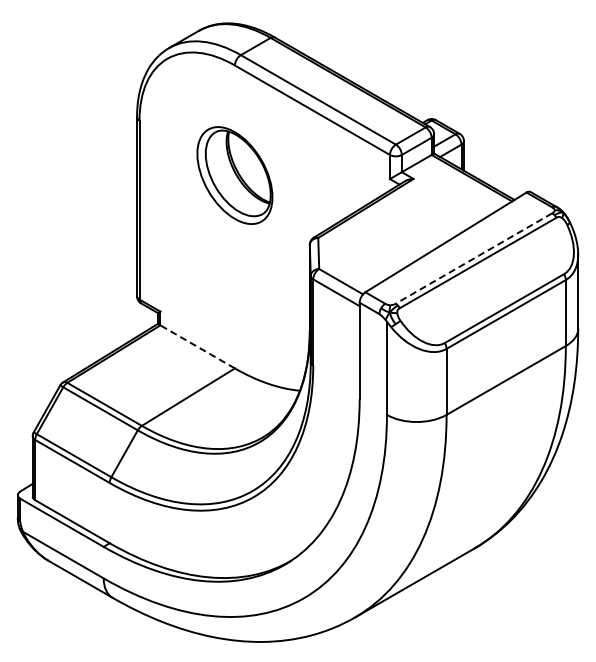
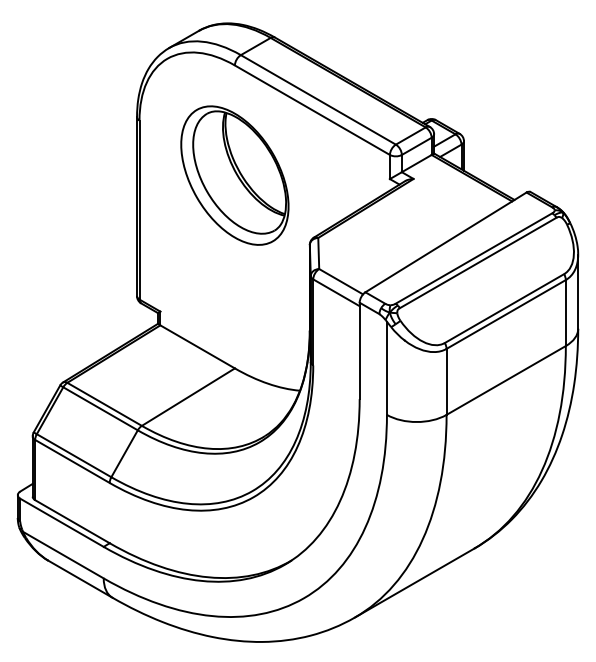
part size: 78x99 px -> 110x141 px (234, 175)
line: dashed -> solid (473, 258)
line: dashed -> solid (197, 346)
